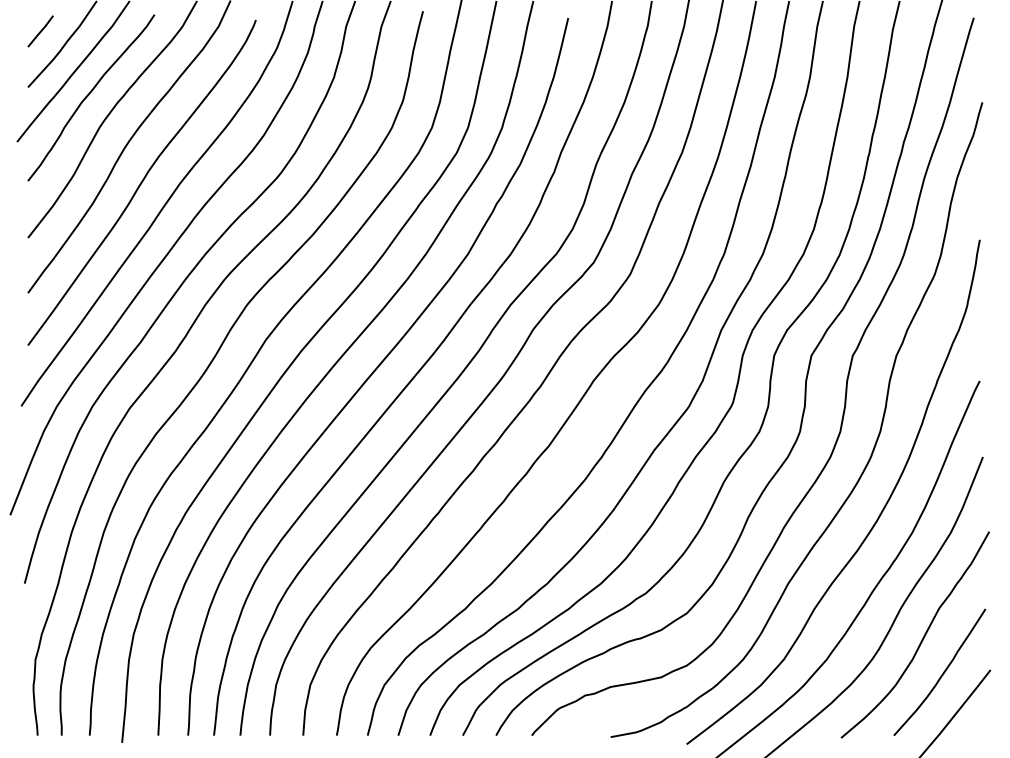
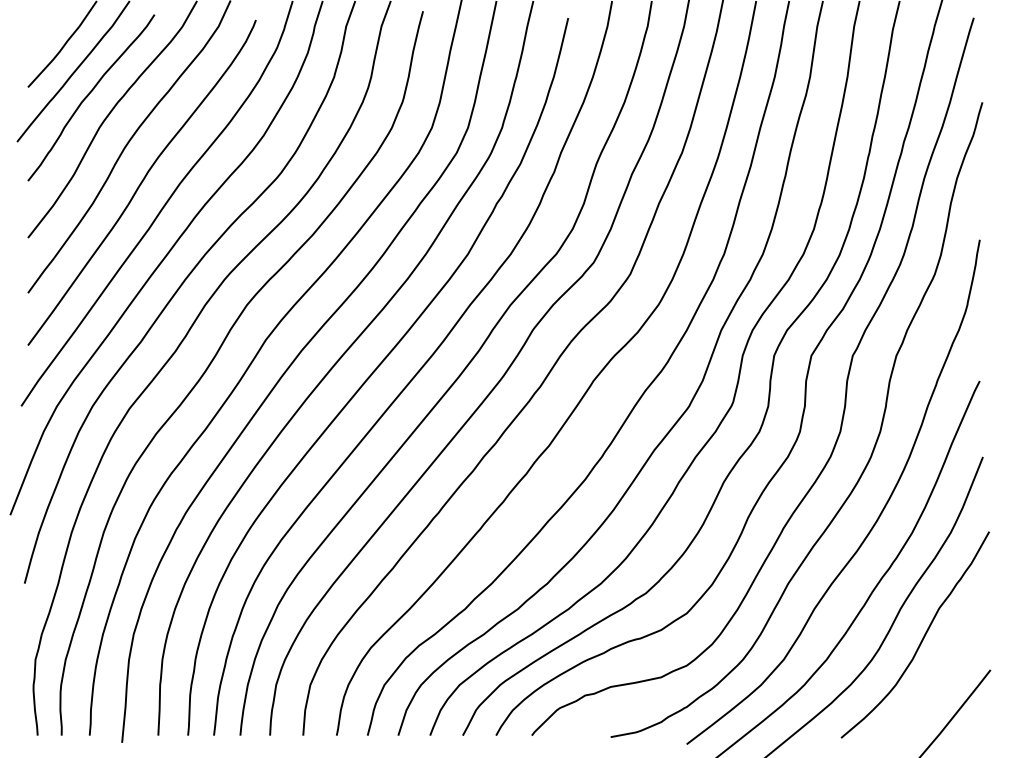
line: present -> none (40, 31)
curve: present -> none (942, 673)
